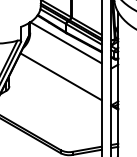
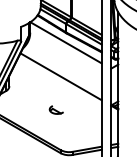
part: none -> present (55, 109)
